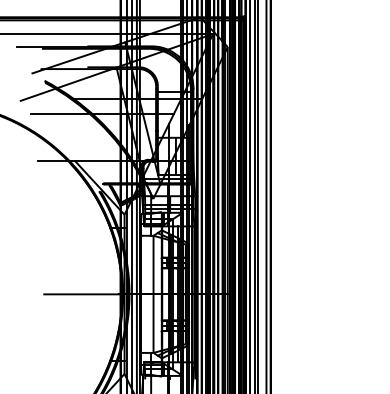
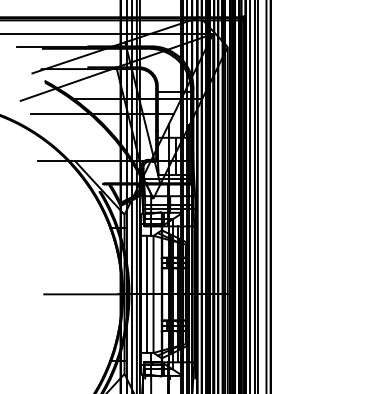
line: none -> present (147, 293)
